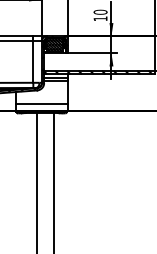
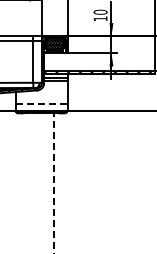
line: solid -> dashed (42, 103)
line: present -> none (36, 181)
line: solid -> dashed (54, 183)
